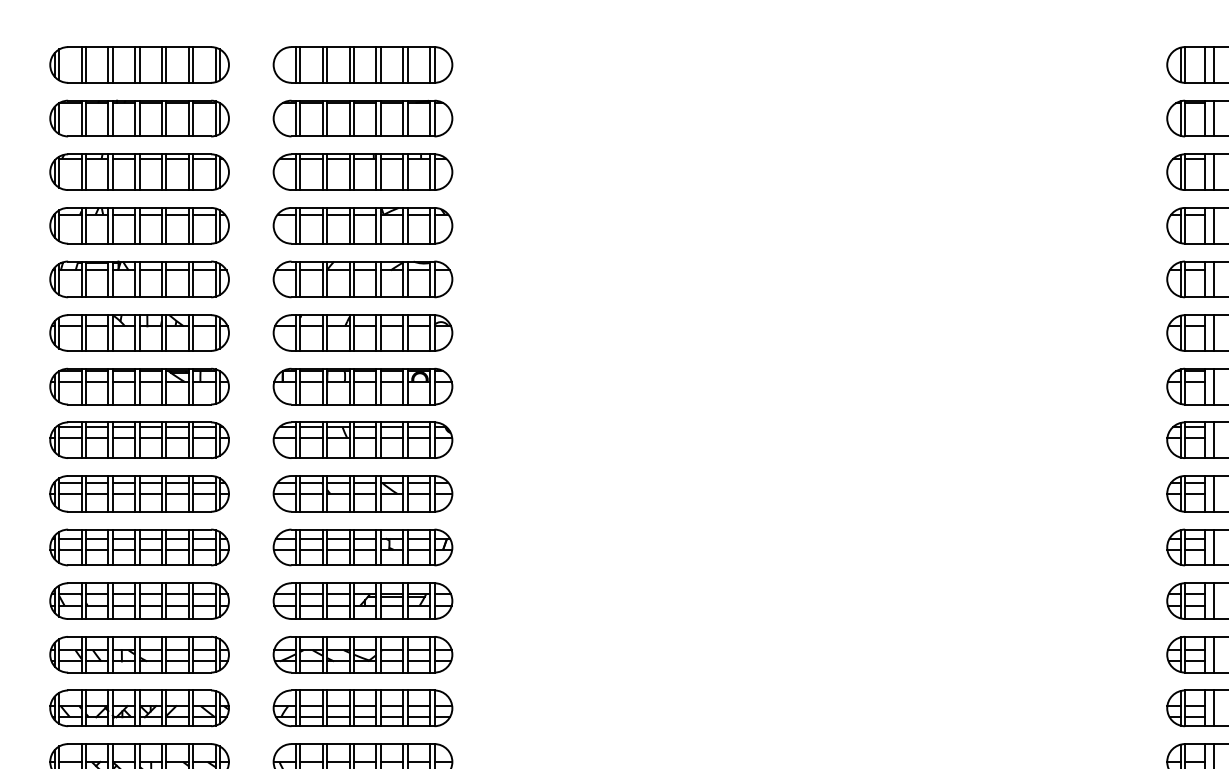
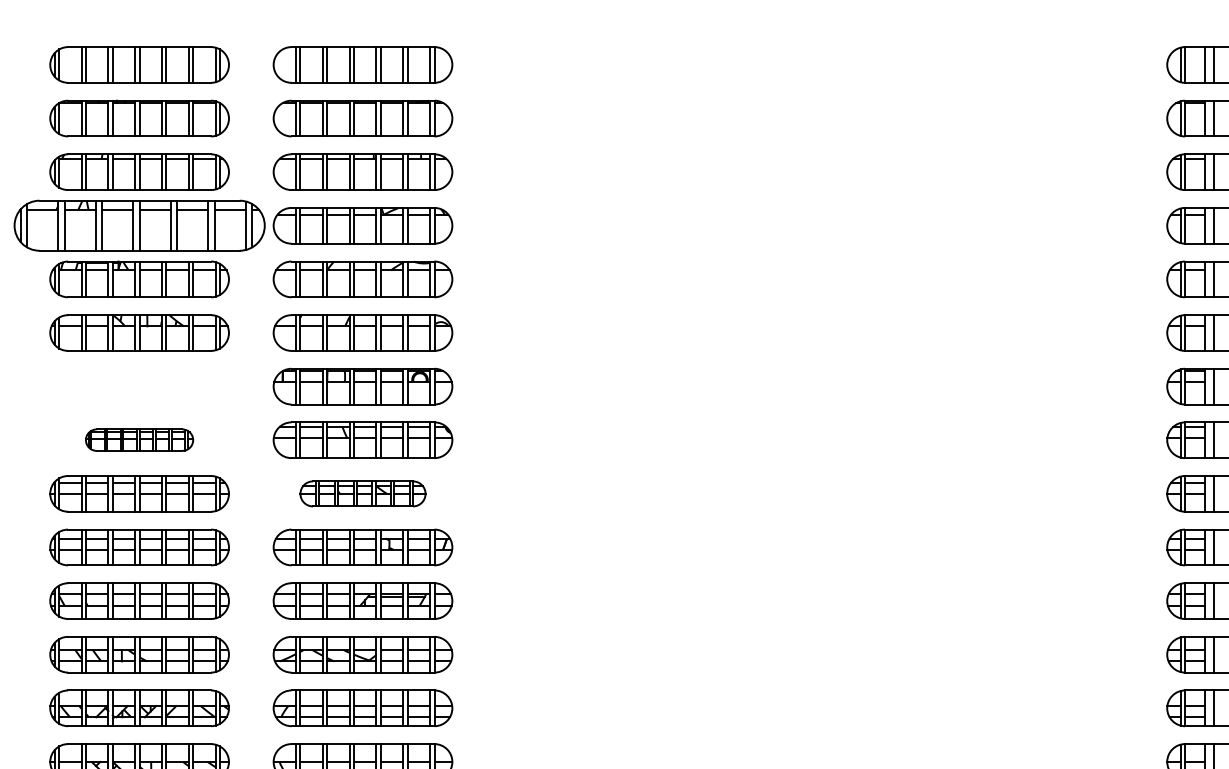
part size: 181x38 px -> 253x53 px (139, 225)
part: present -> none (139, 386)
part size: 181x38 px -> 110x24 px (139, 439)
part size: 182x38 px -> 128x28 px (362, 493)
